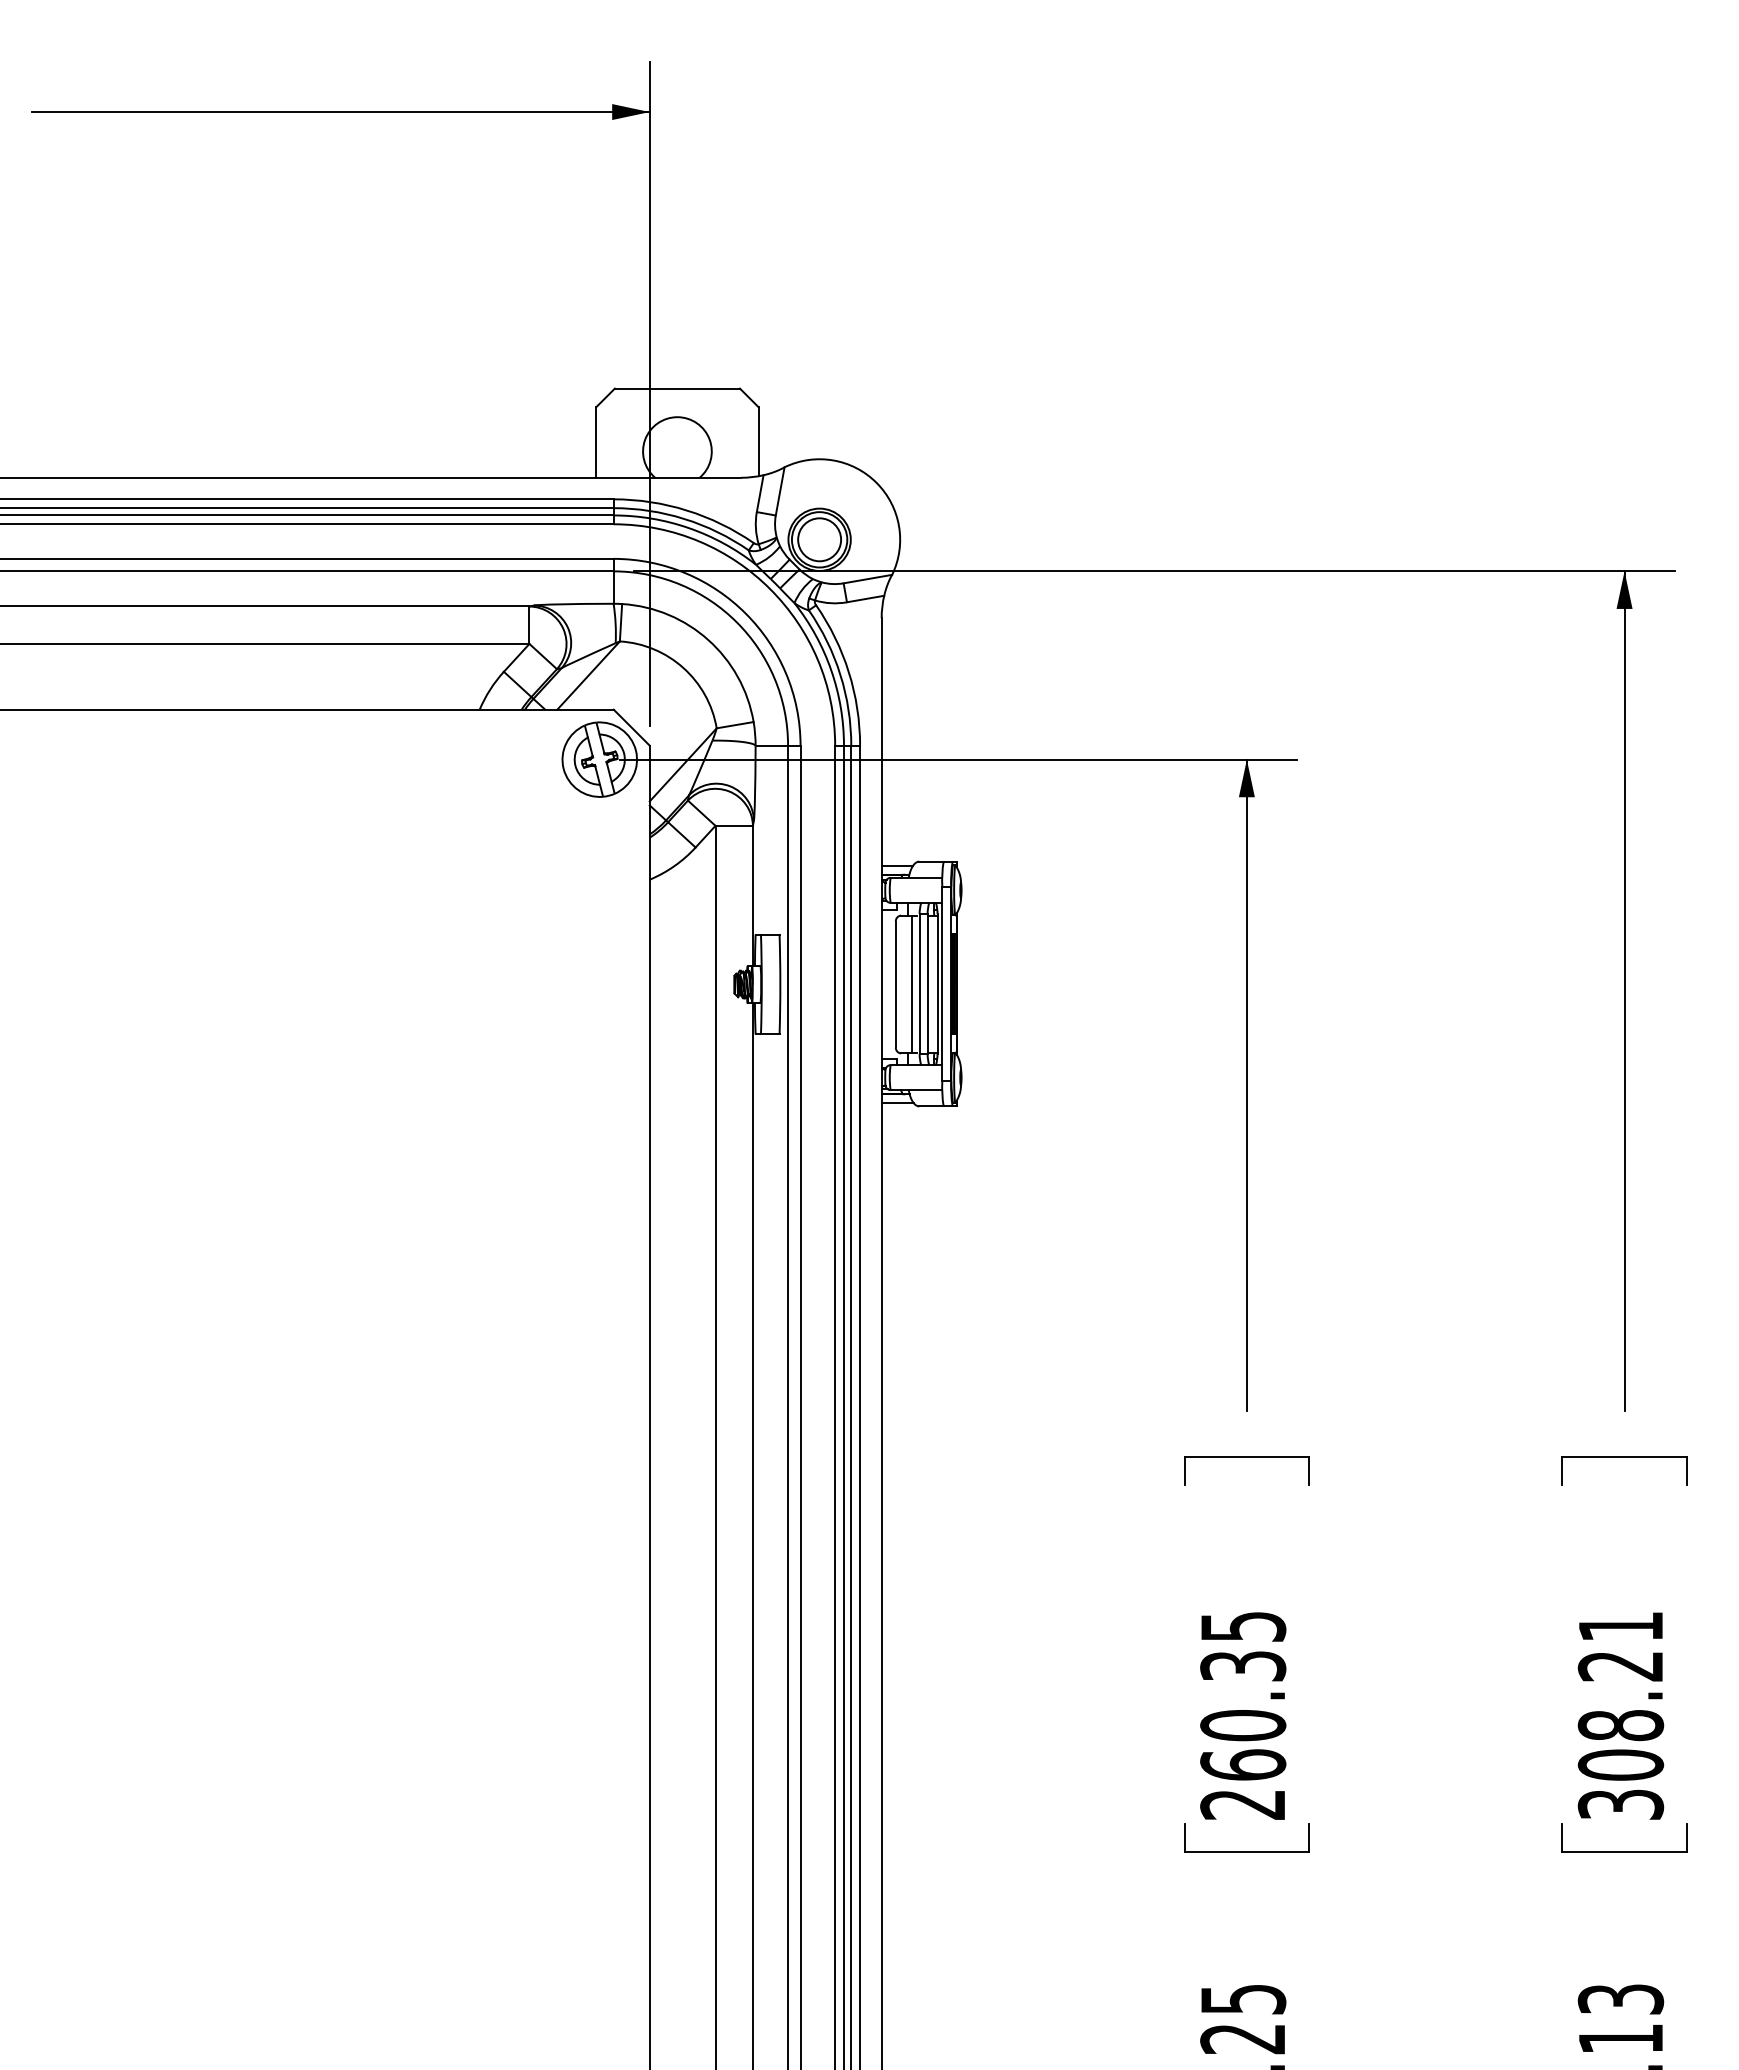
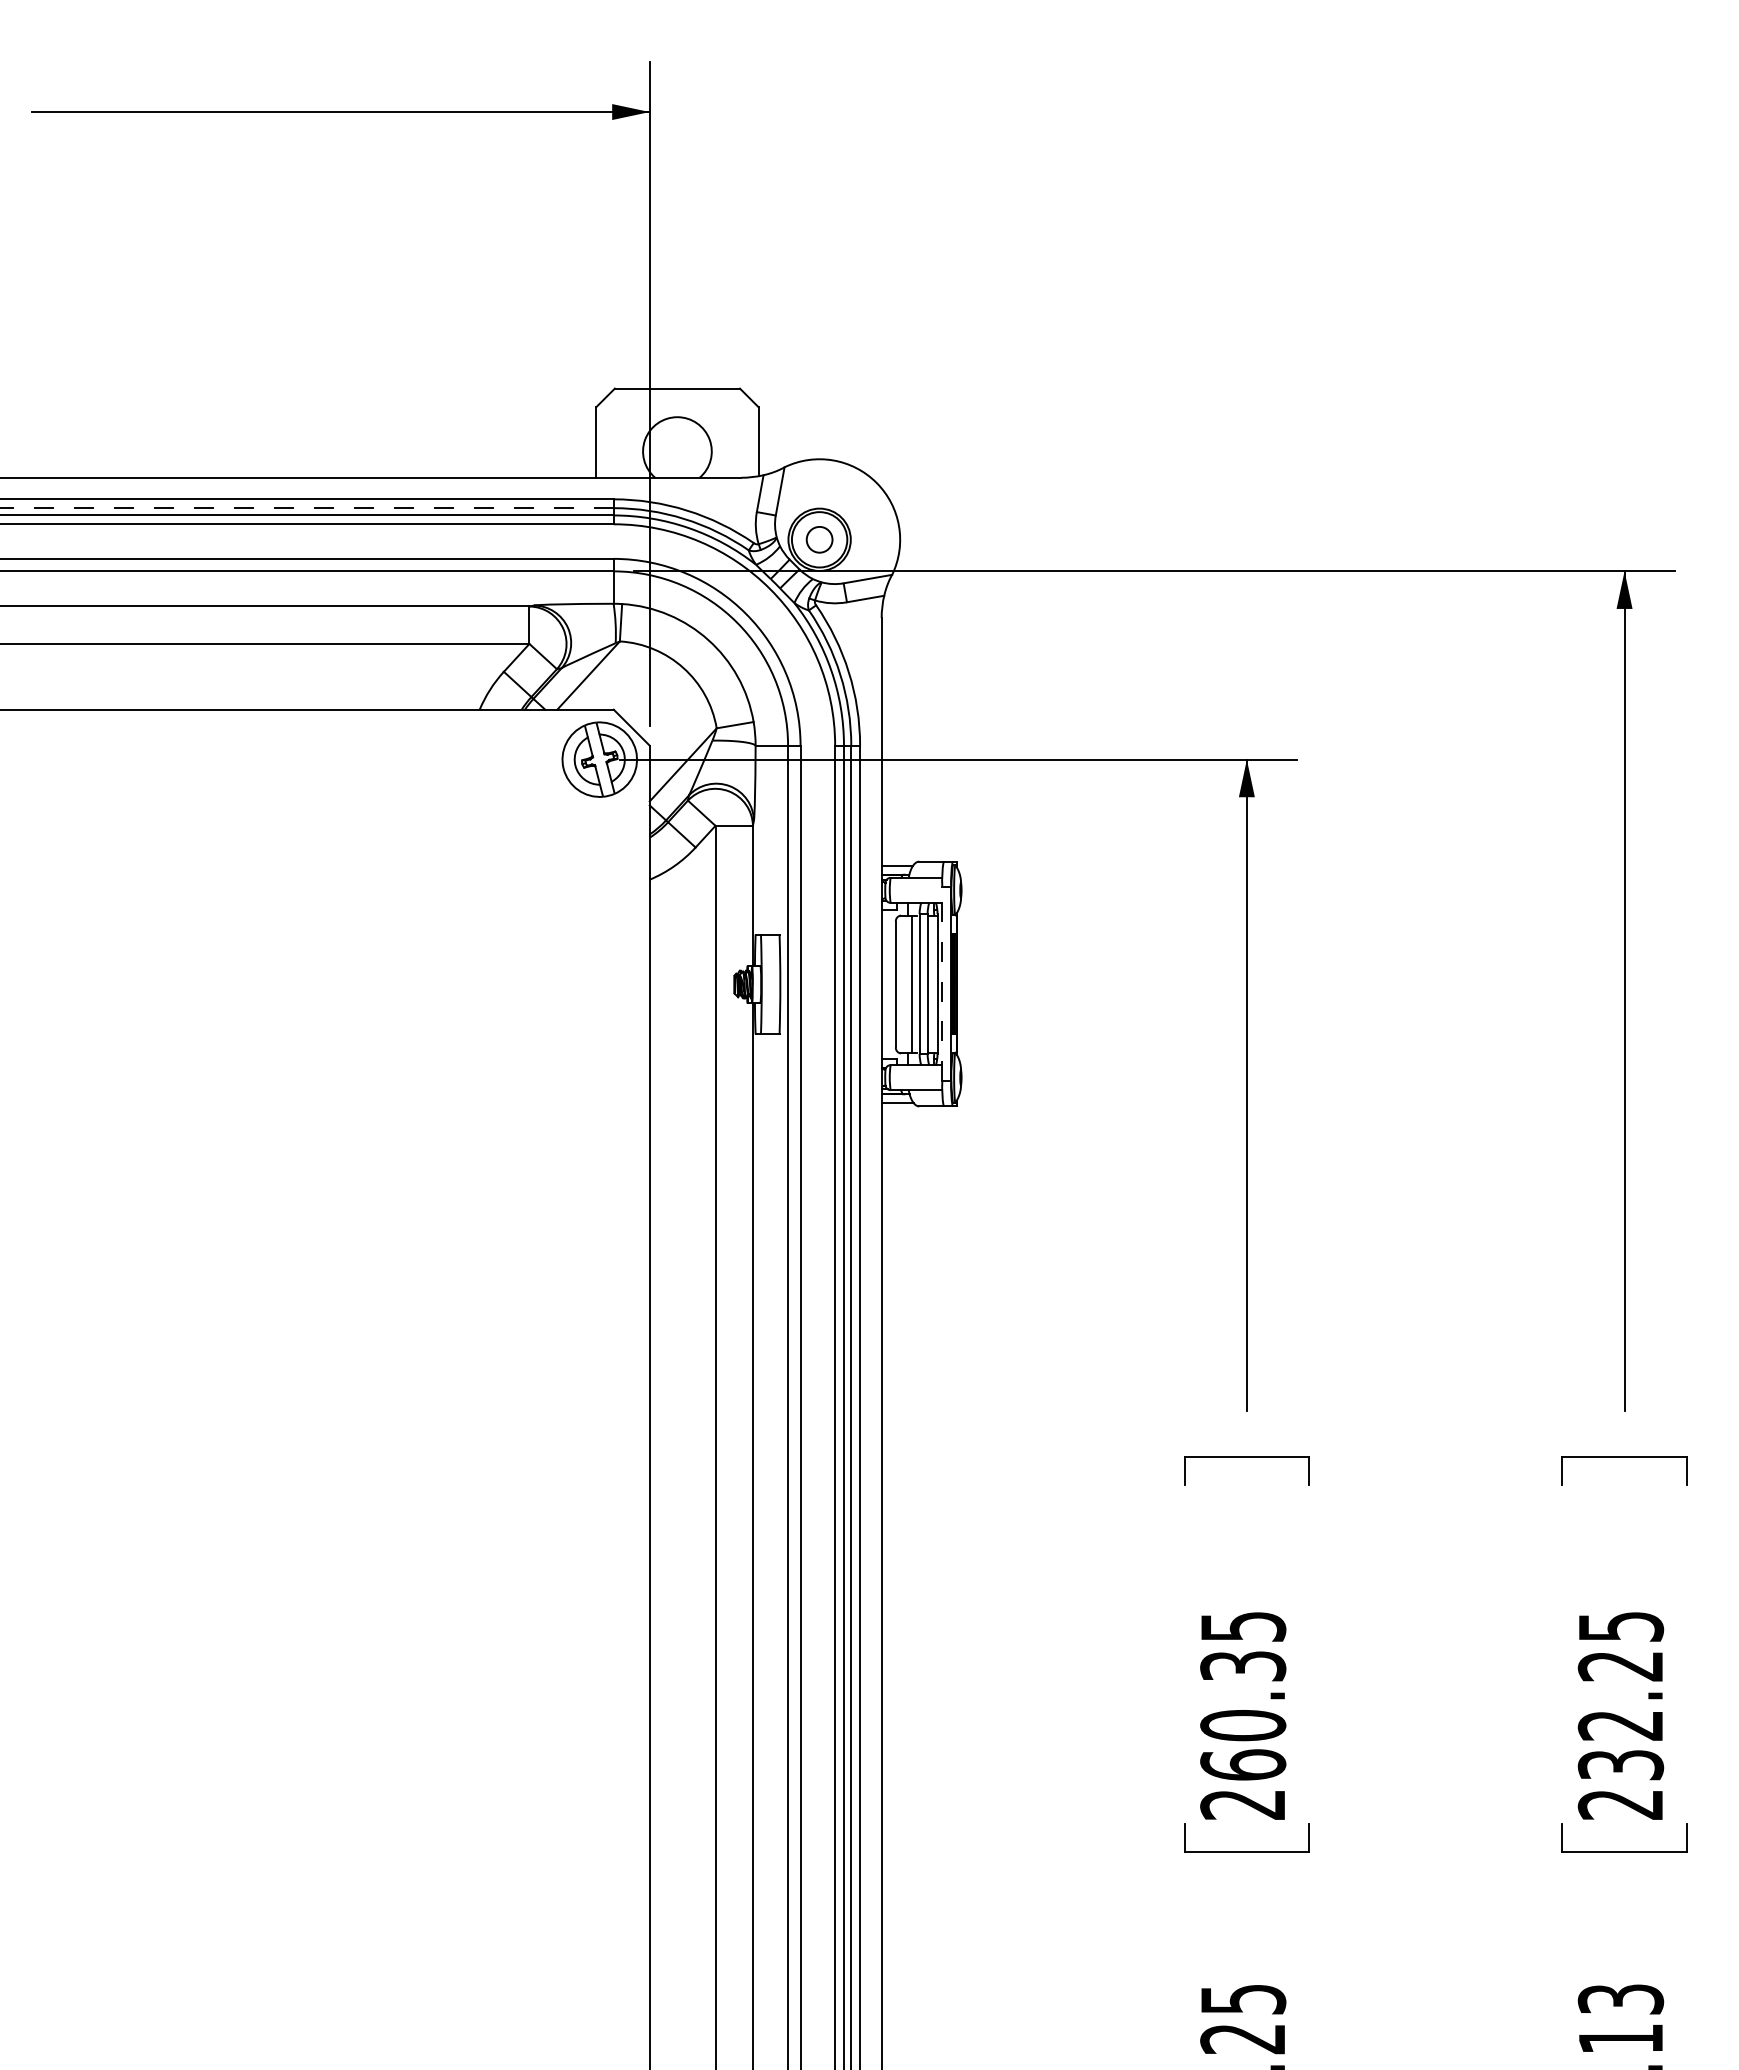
line: solid -> dashed (306, 508)
circle diameter: 43 px -> 26 px (819, 539)
line: solid -> dashed (942, 983)
text: 308.21 -> 232.25 (1620, 1715)
